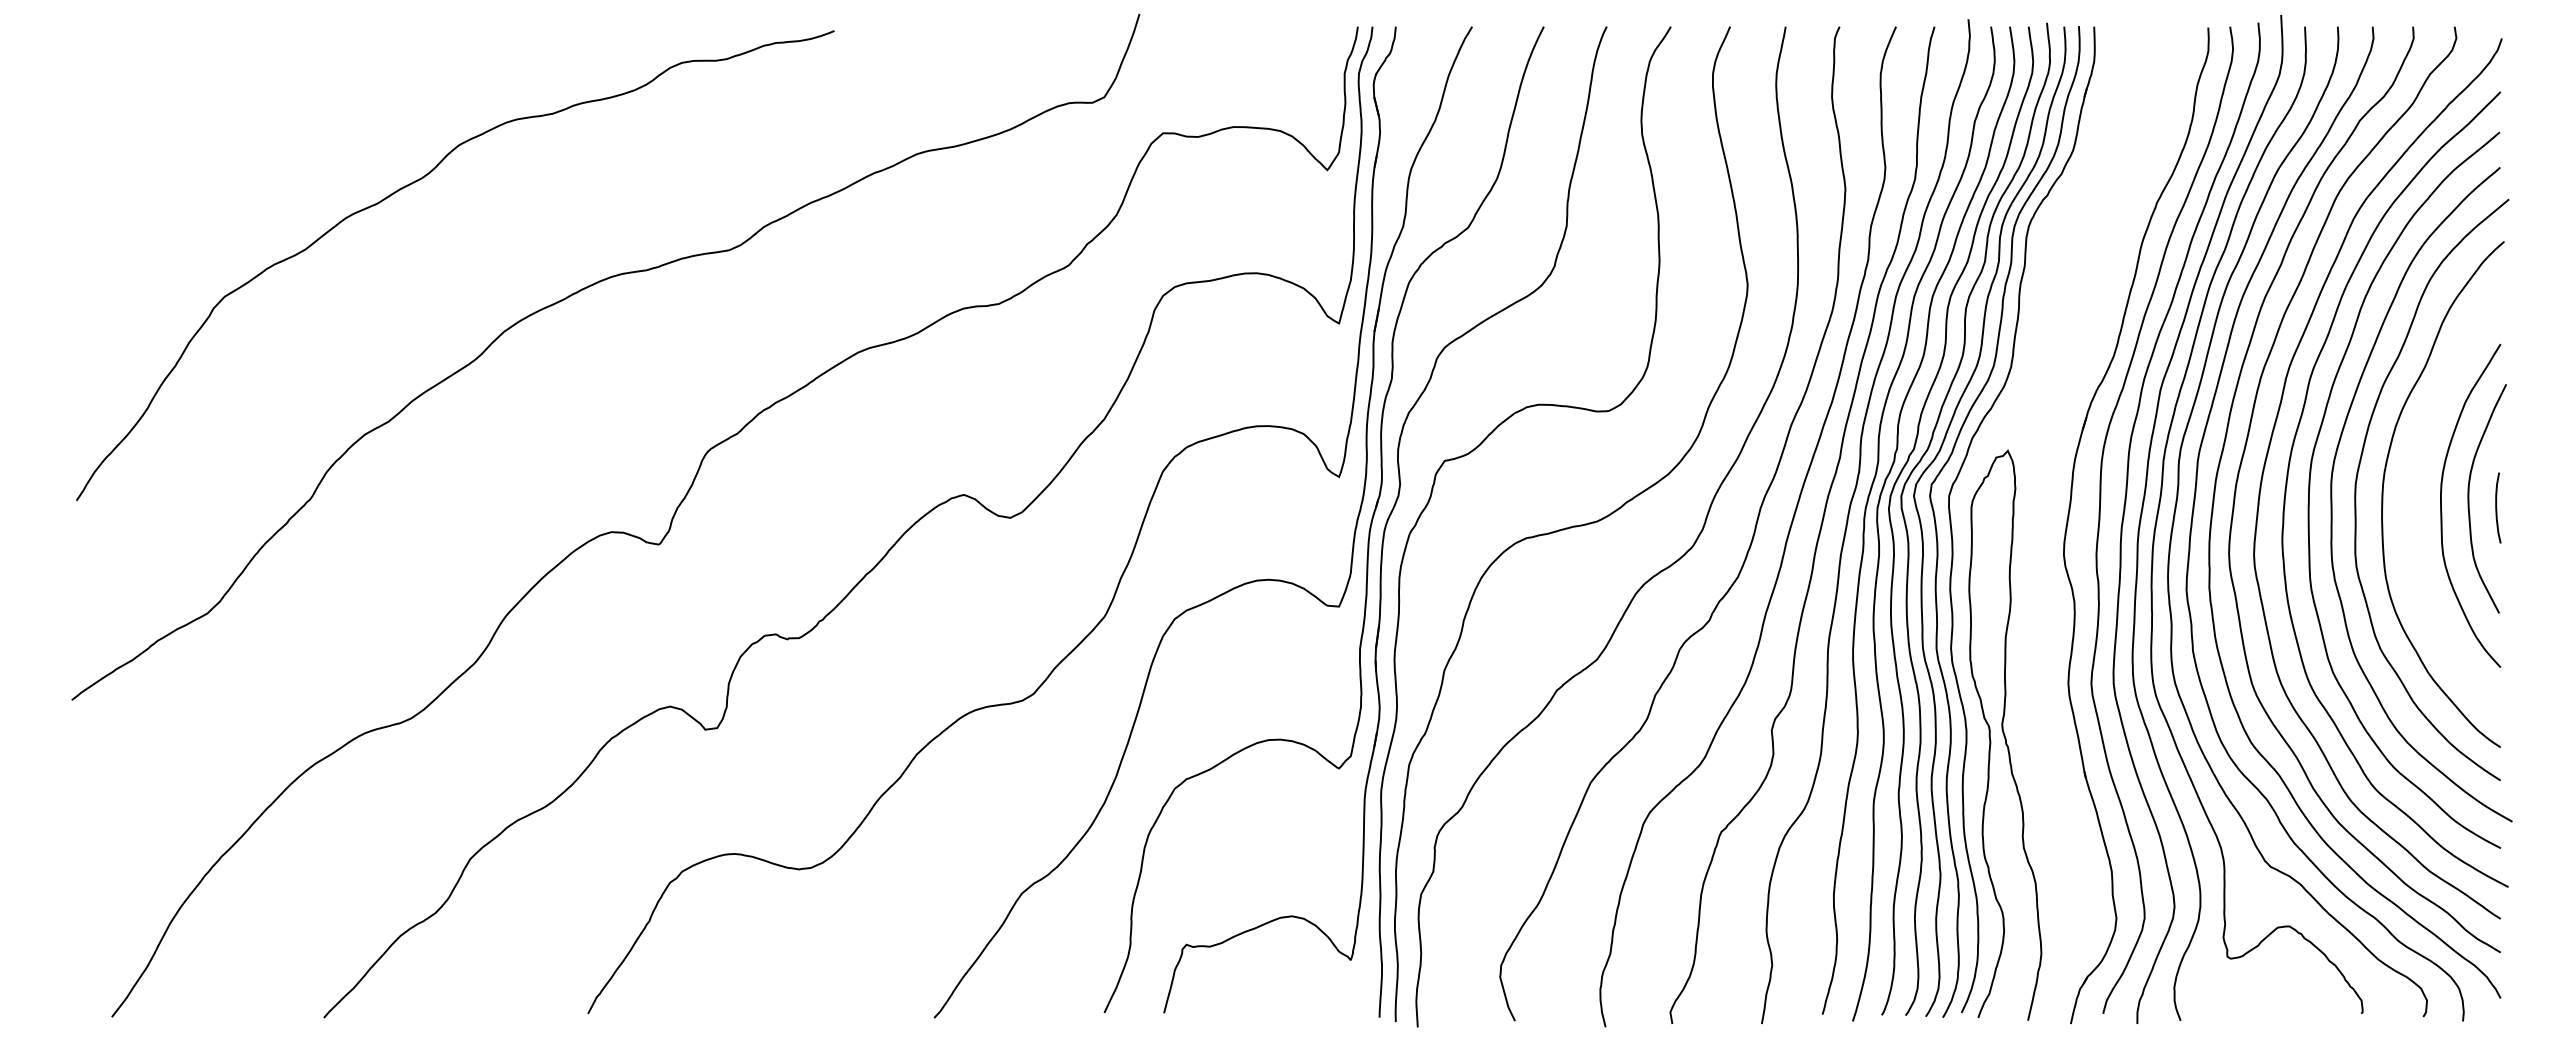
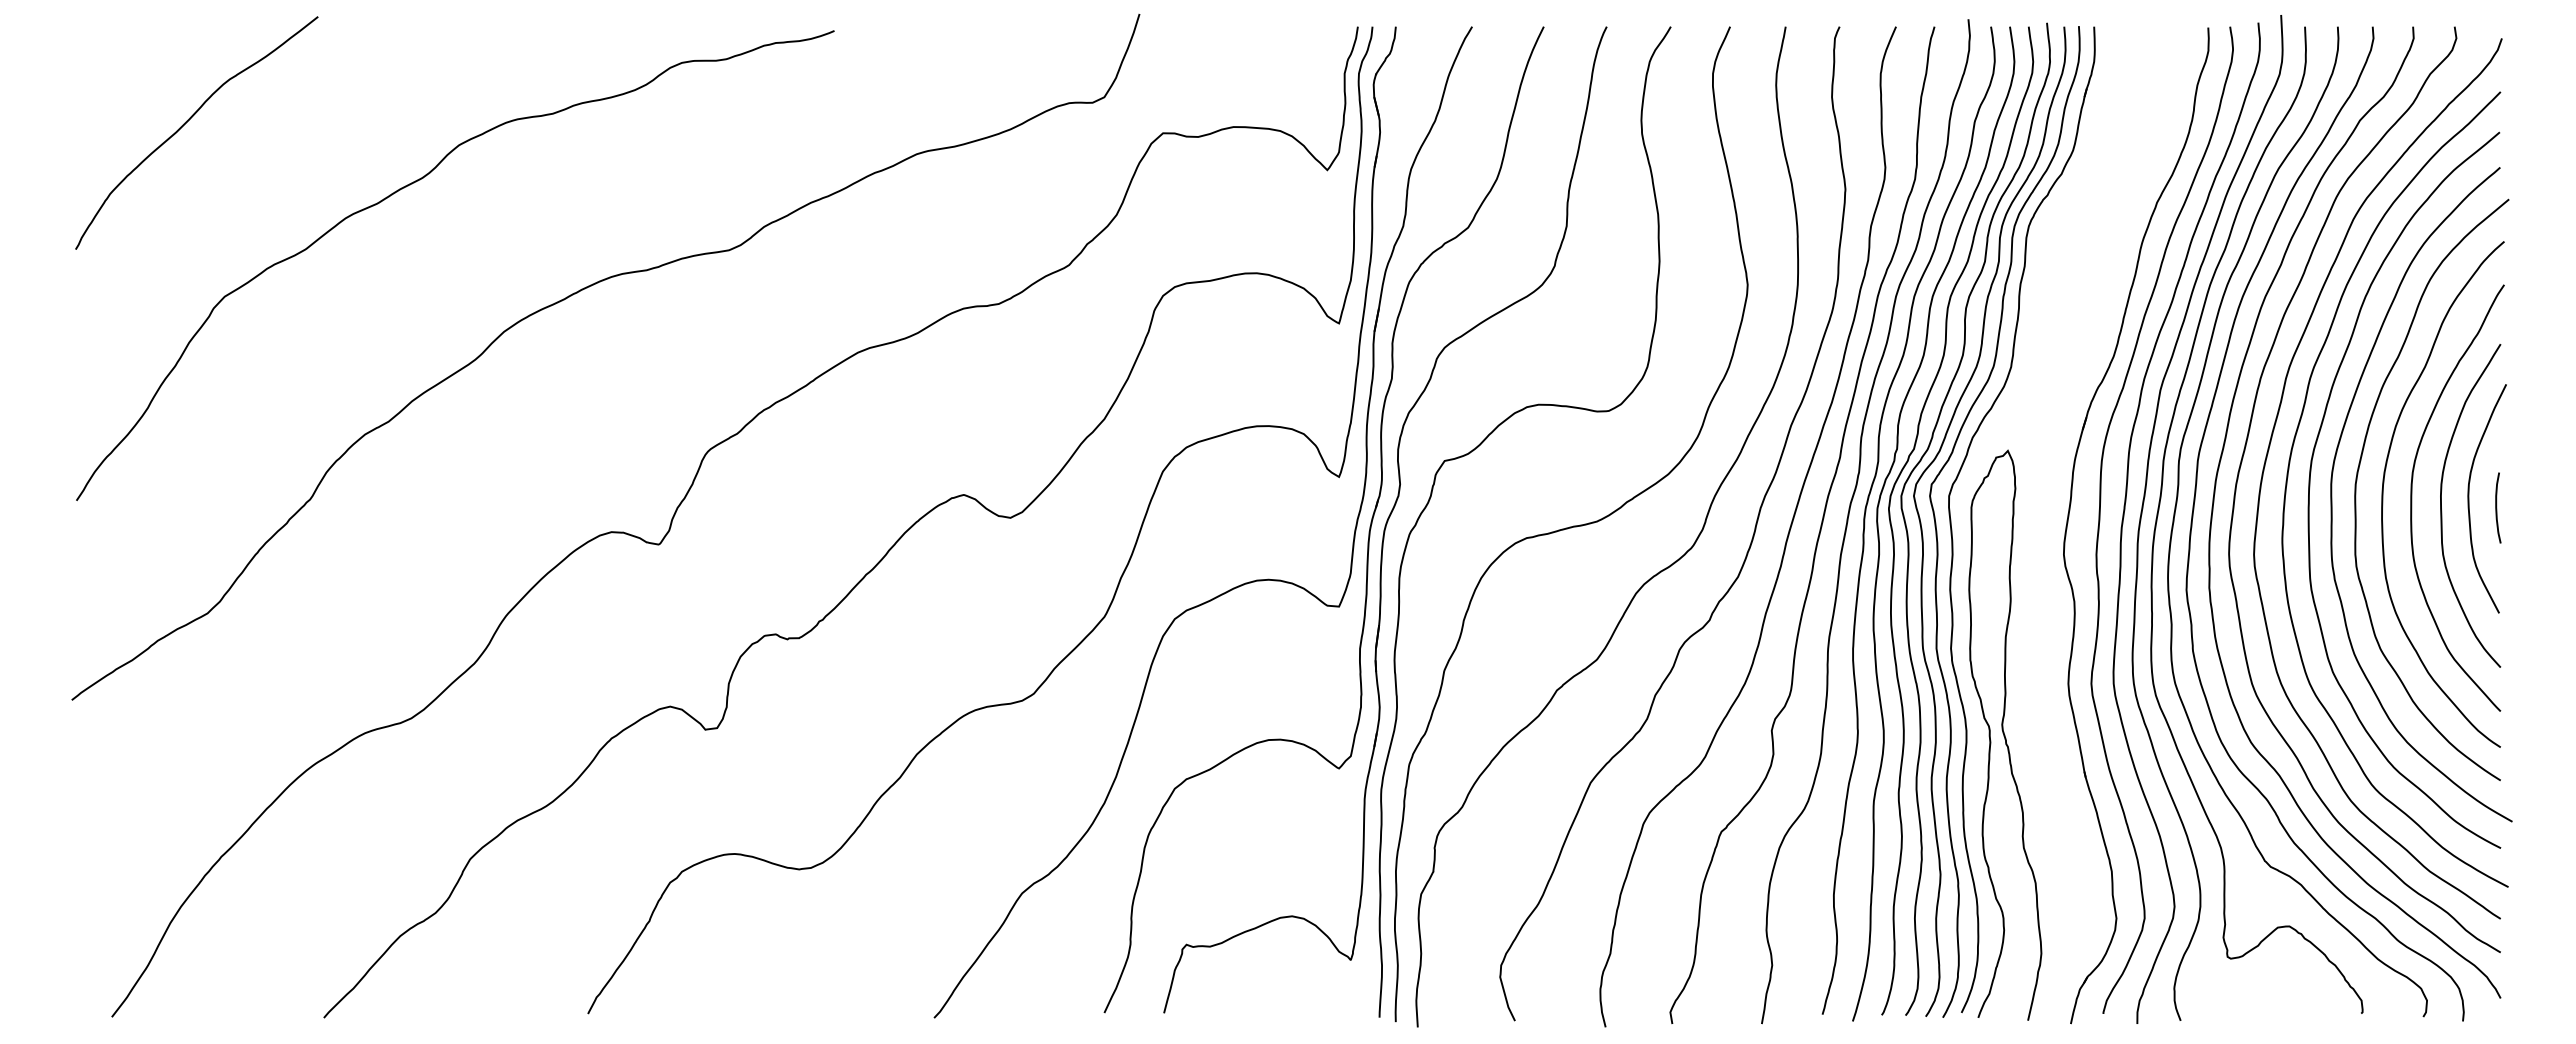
curve: none -> present (187, 122)
curve: none -> present (2412, 497)
